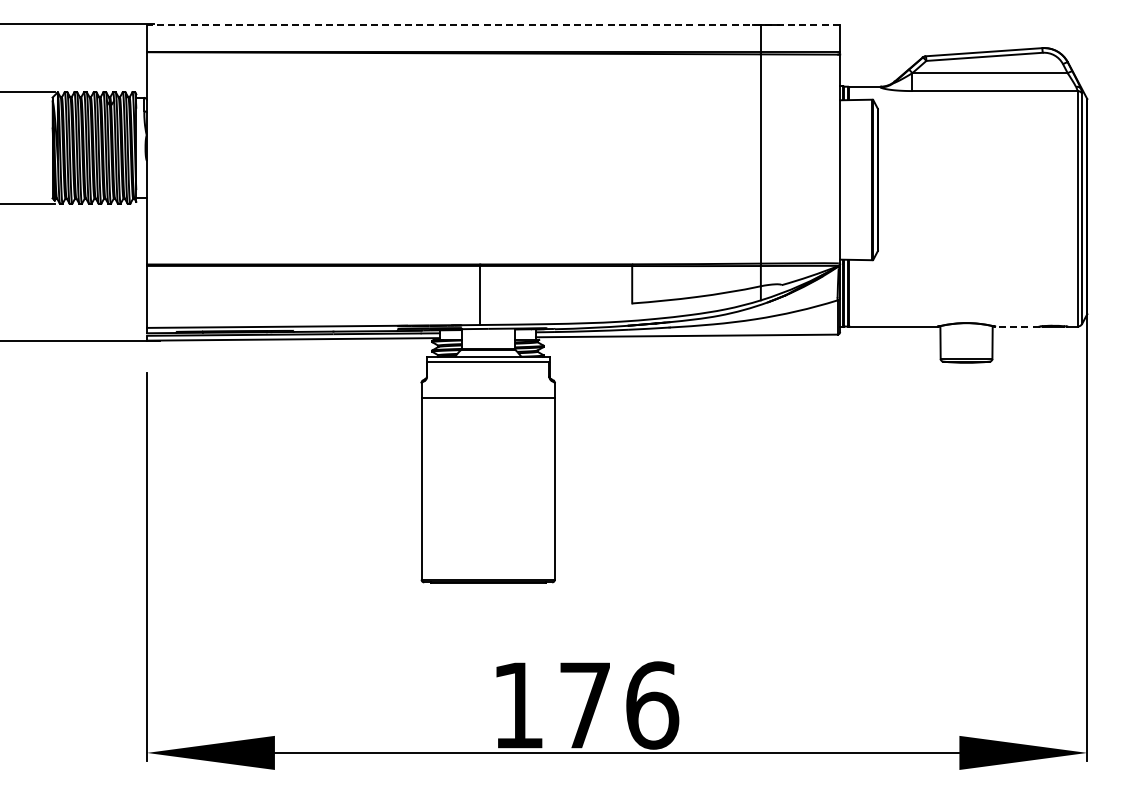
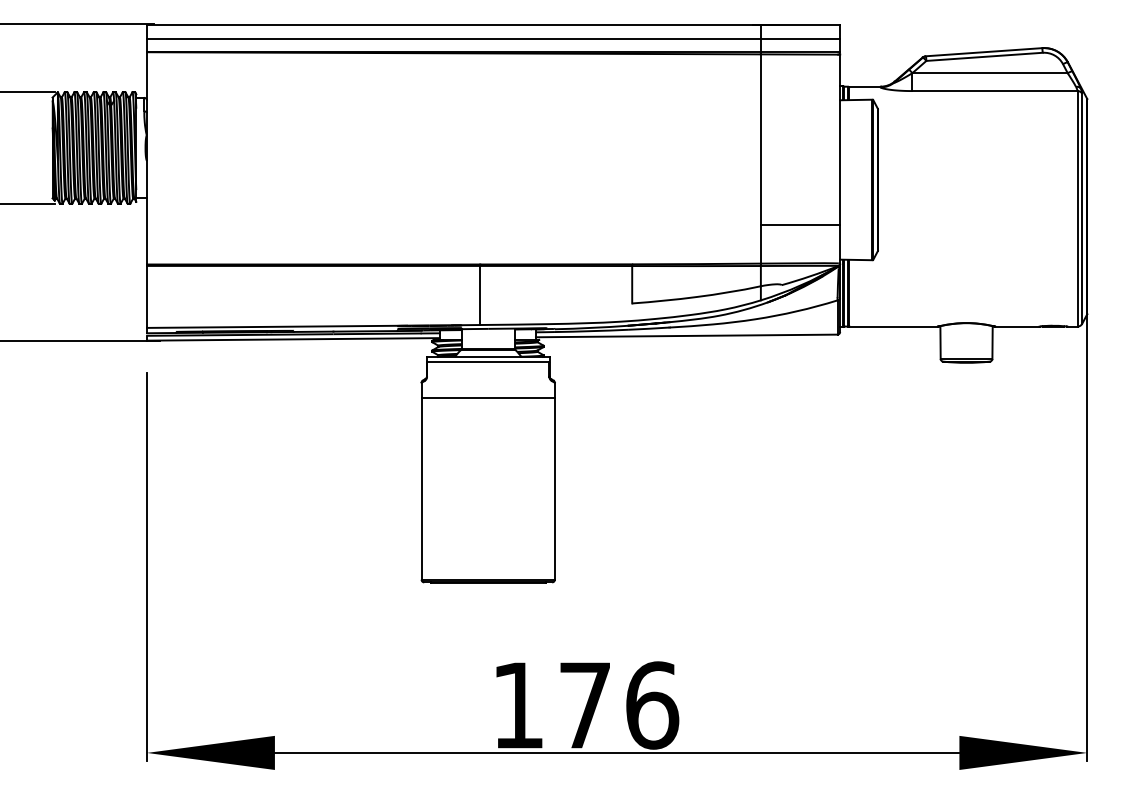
line: dashed -> solid (493, 25)
line: none -> present (492, 38)
line: none -> present (800, 225)
line: dashed -> solid (1016, 326)
